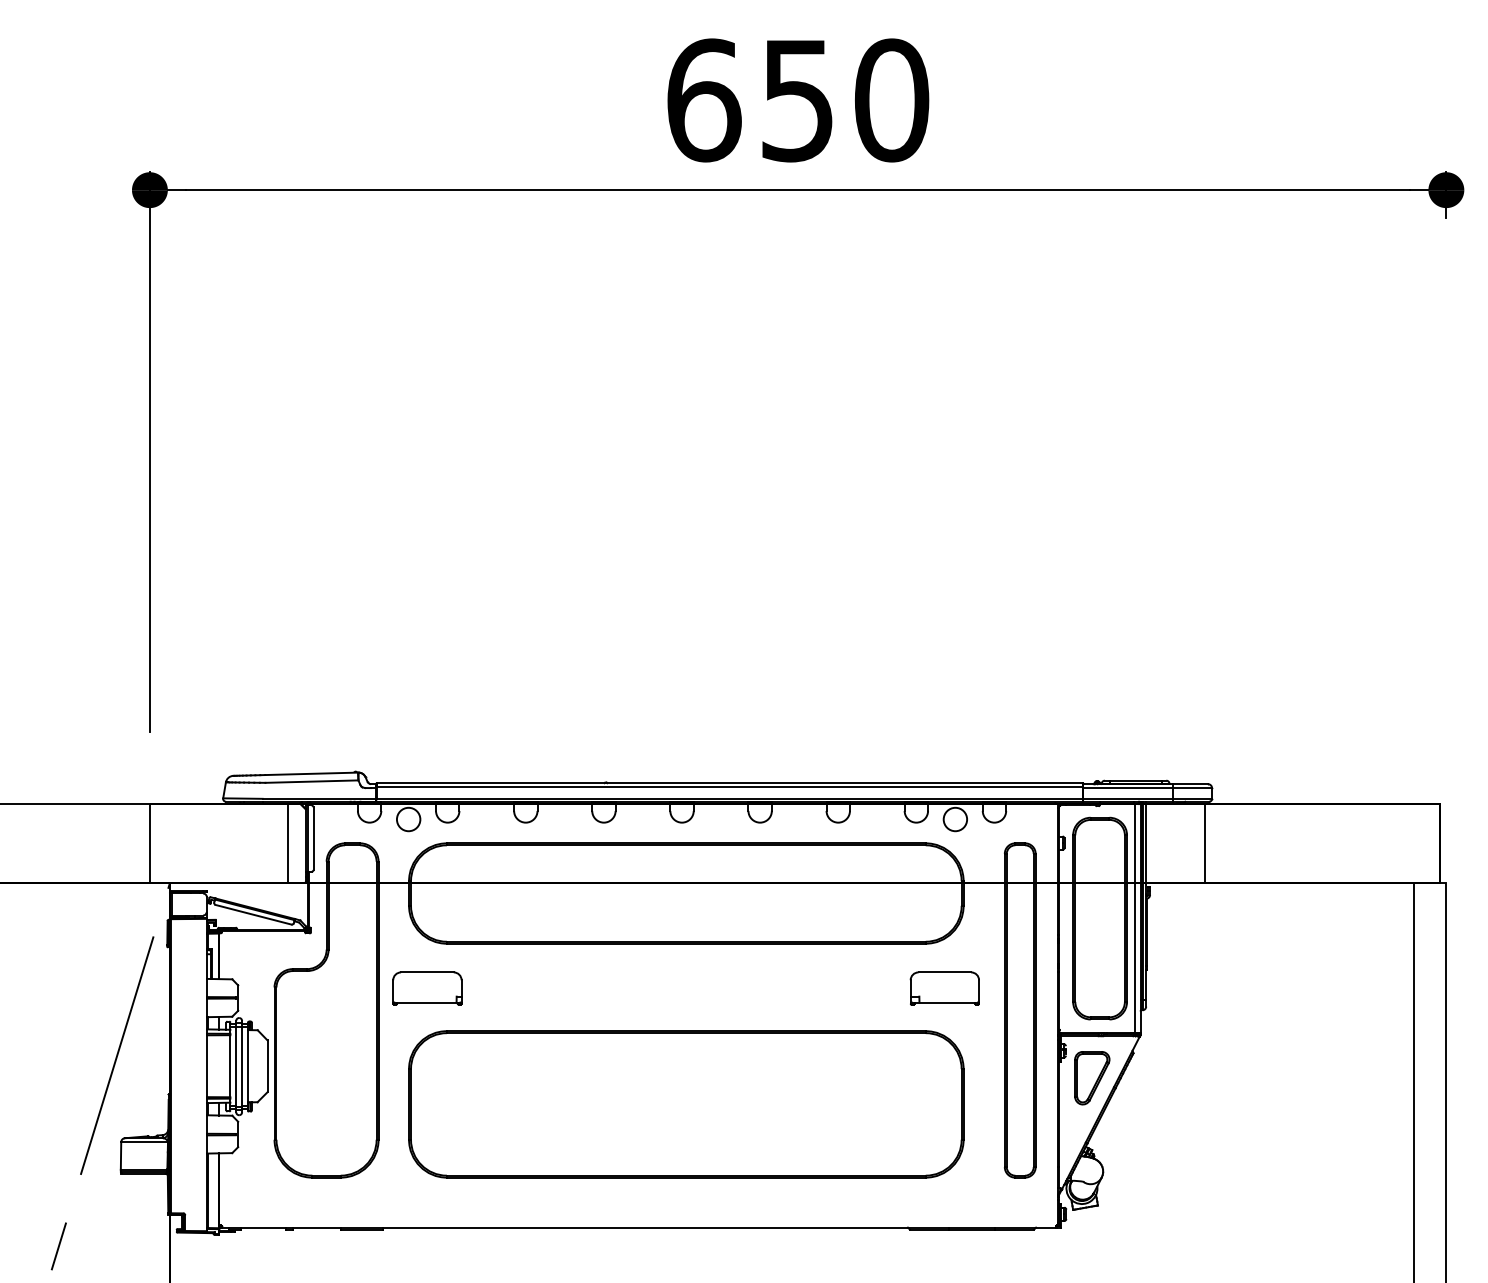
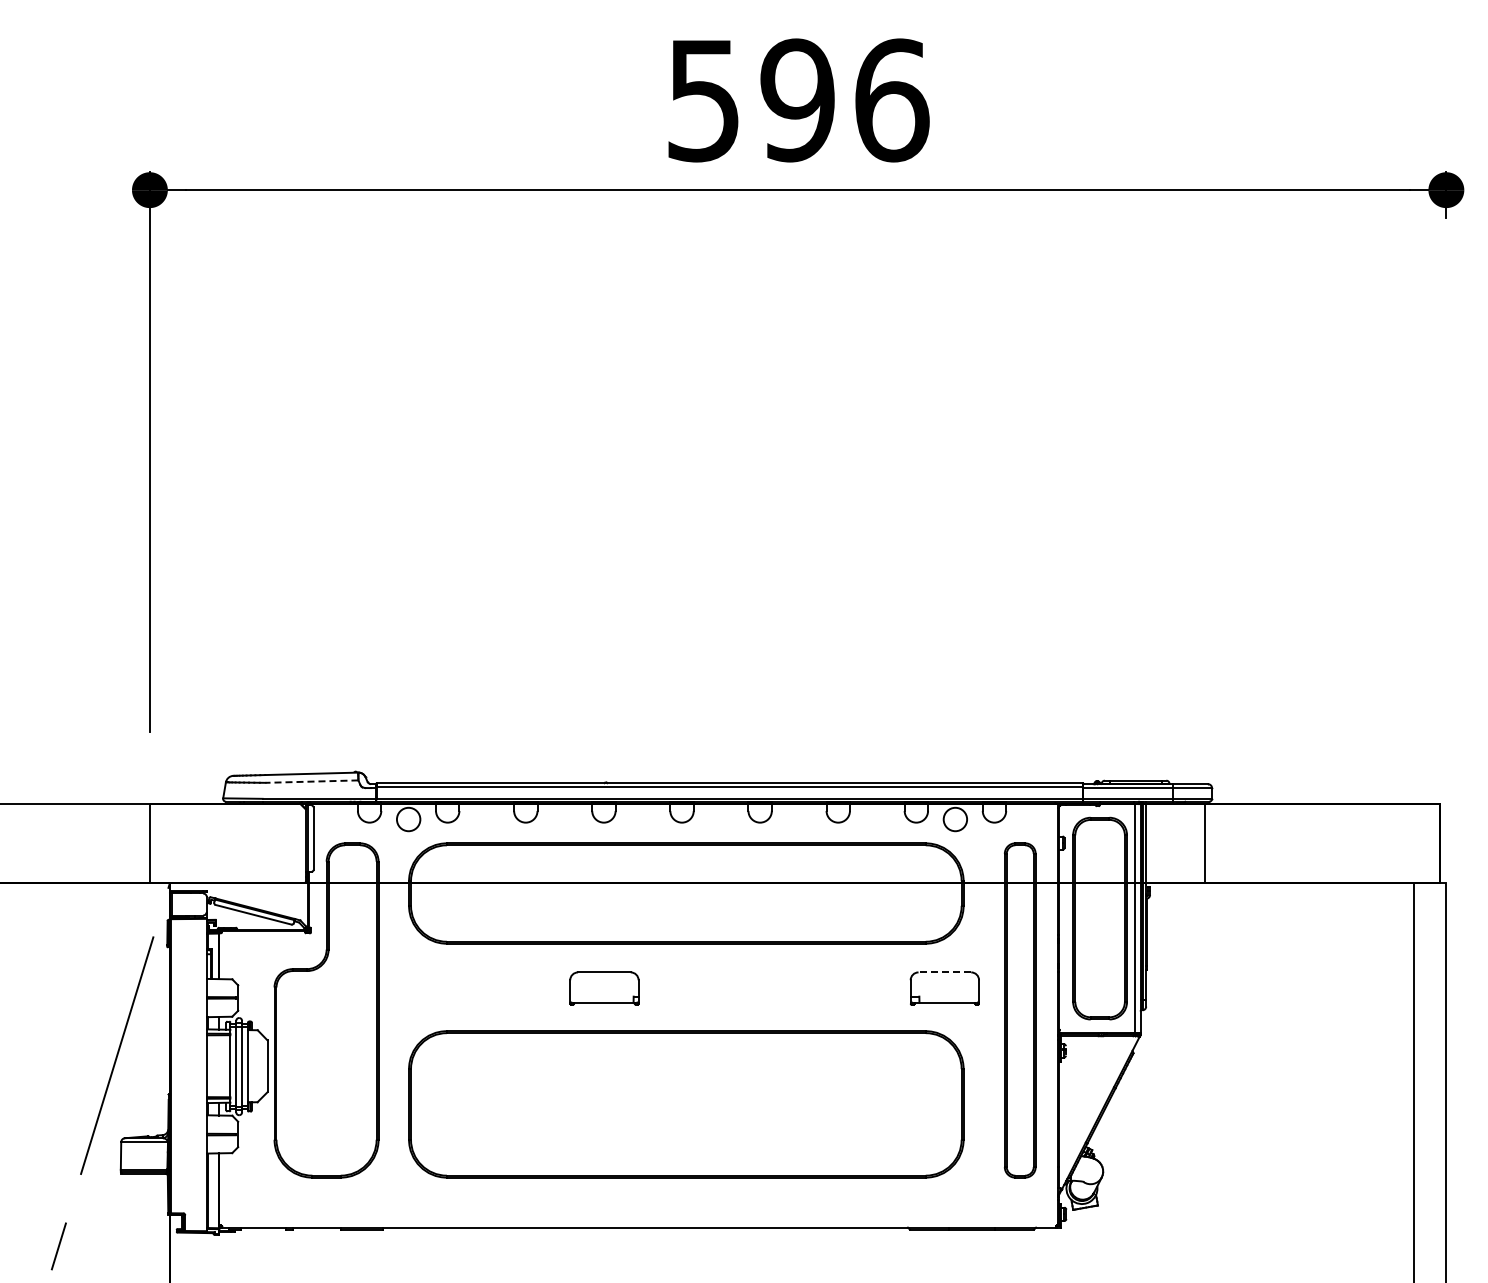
text: 650 -> 596 (798, 100)
line: solid -> dashed (311, 781)
line: present -> none (287, 843)
line: solid -> dashed (944, 972)
part position: (427, 988) -> (604, 988) (604, 988)
part: present -> none (1092, 1078)
